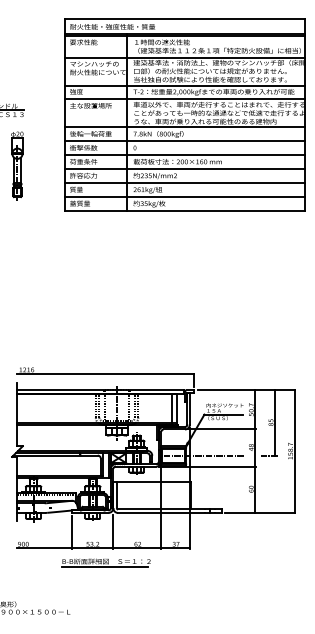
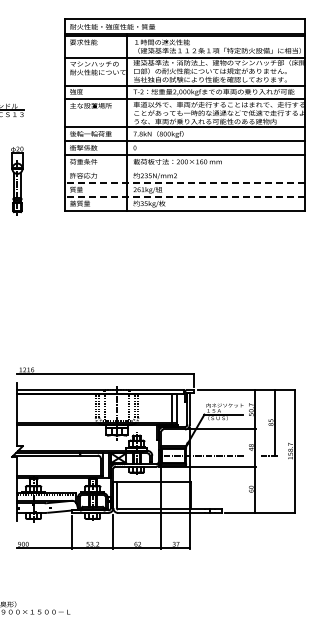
part position: (17, 165) -> (17, 180) (17, 180)
line: present -> none (184, 169)
line: solid -> dashed (184, 182)
line: solid -> dashed (184, 196)
part: present -> none (105, 562)
